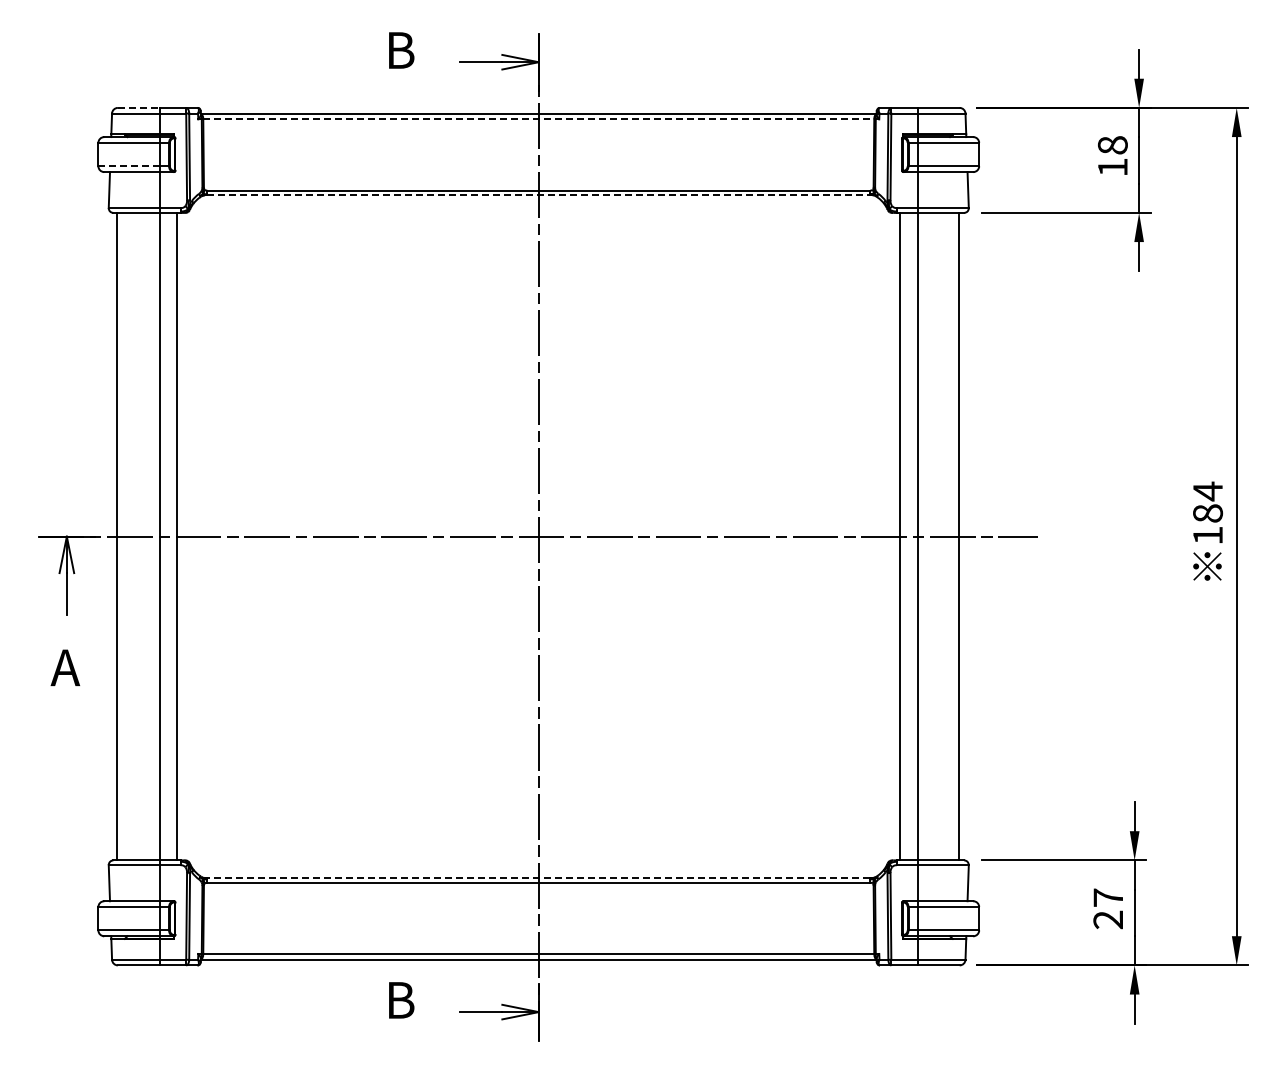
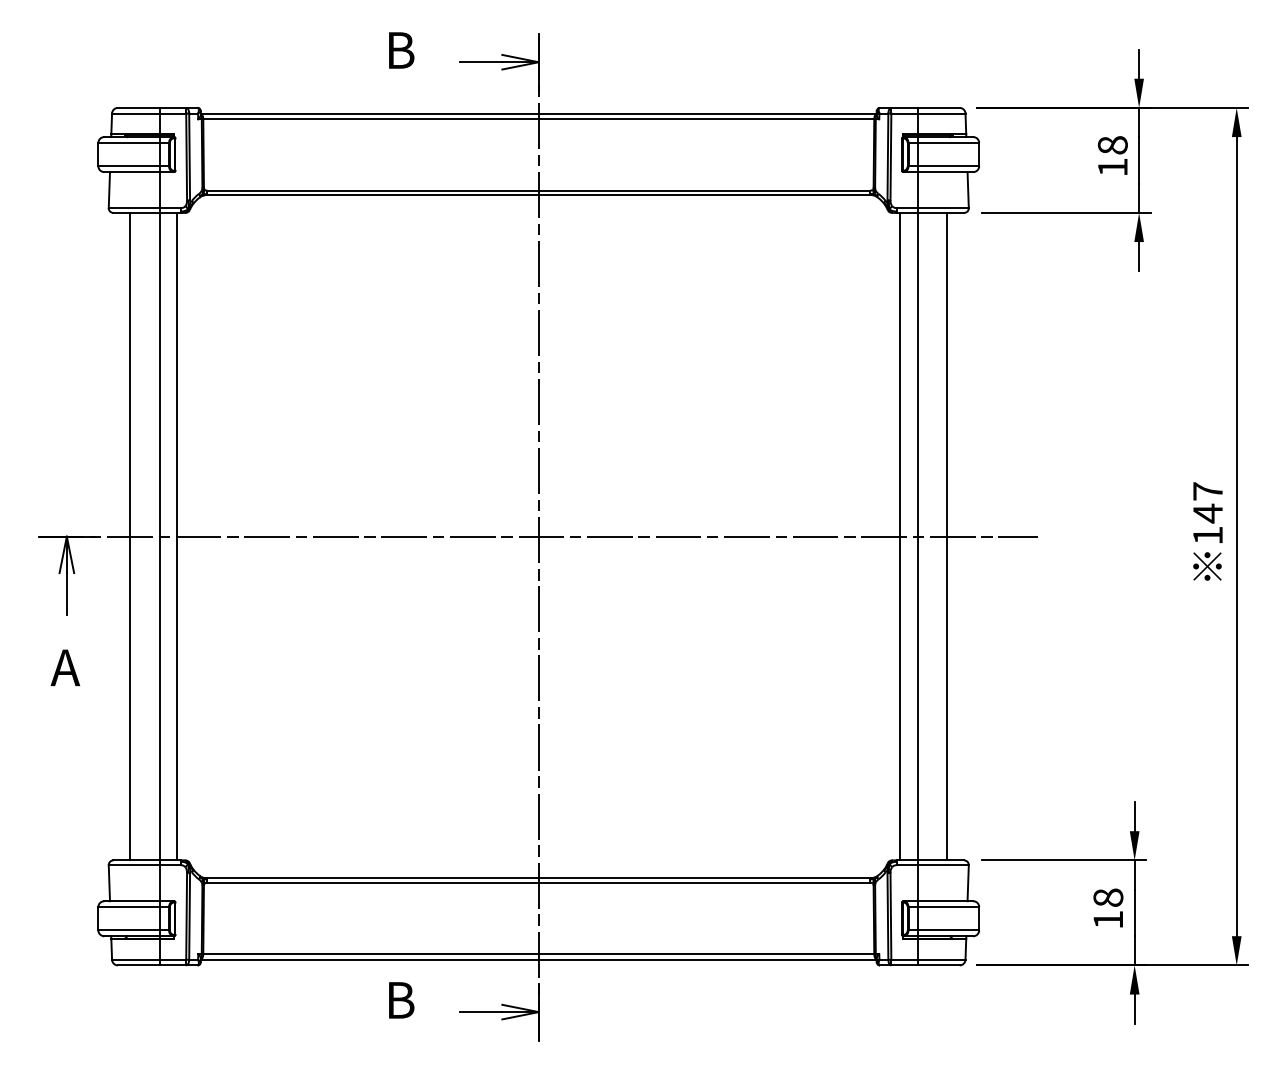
line: dashed -> solid (138, 107)
line: dashed -> solid (539, 119)
line: dashed -> solid (129, 166)
line: dashed -> solid (539, 195)
text: 184 -> 147 (1208, 502)
line position: (117, 536) -> (130, 536) (130, 536)
line position: (959, 536) -> (947, 536) (947, 536)
line: dashed -> solid (538, 877)
text: 27 -> 18 (1108, 908)
